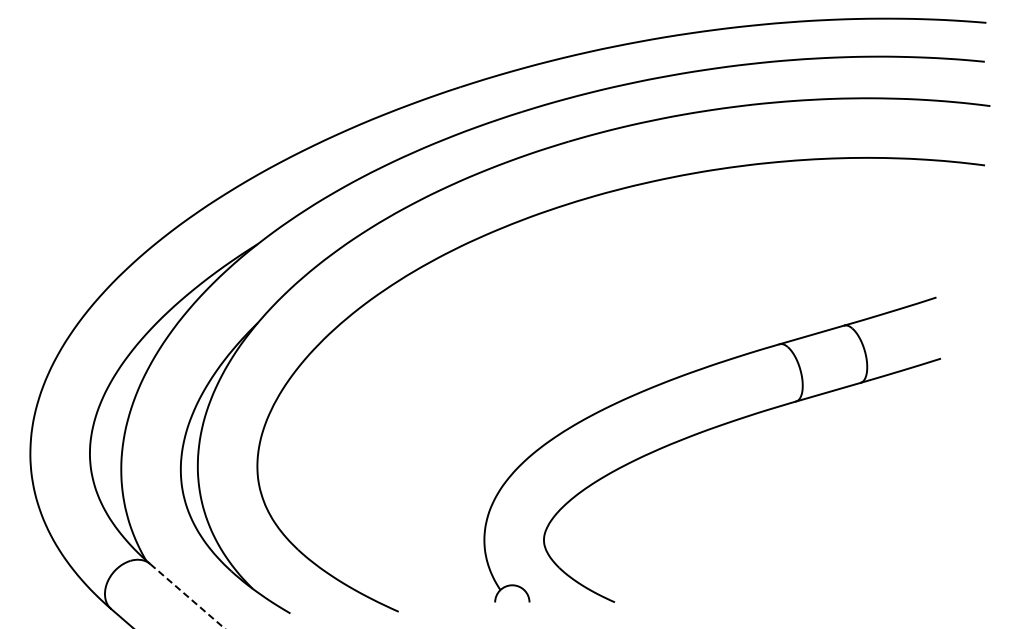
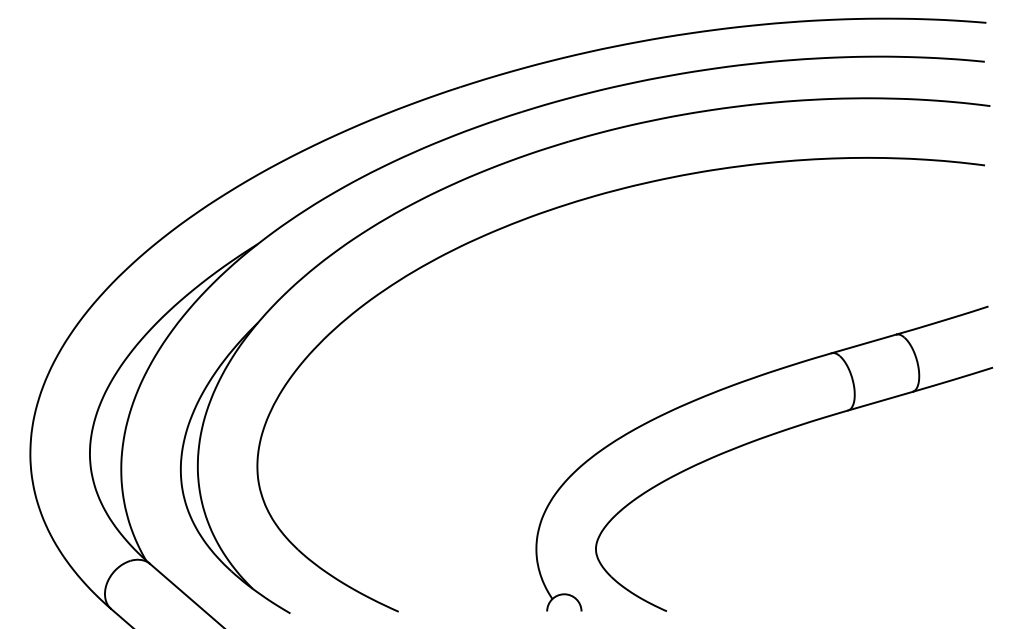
part position: (707, 431) -> (759, 440) (759, 440)
line: dashed -> solid (187, 596)
